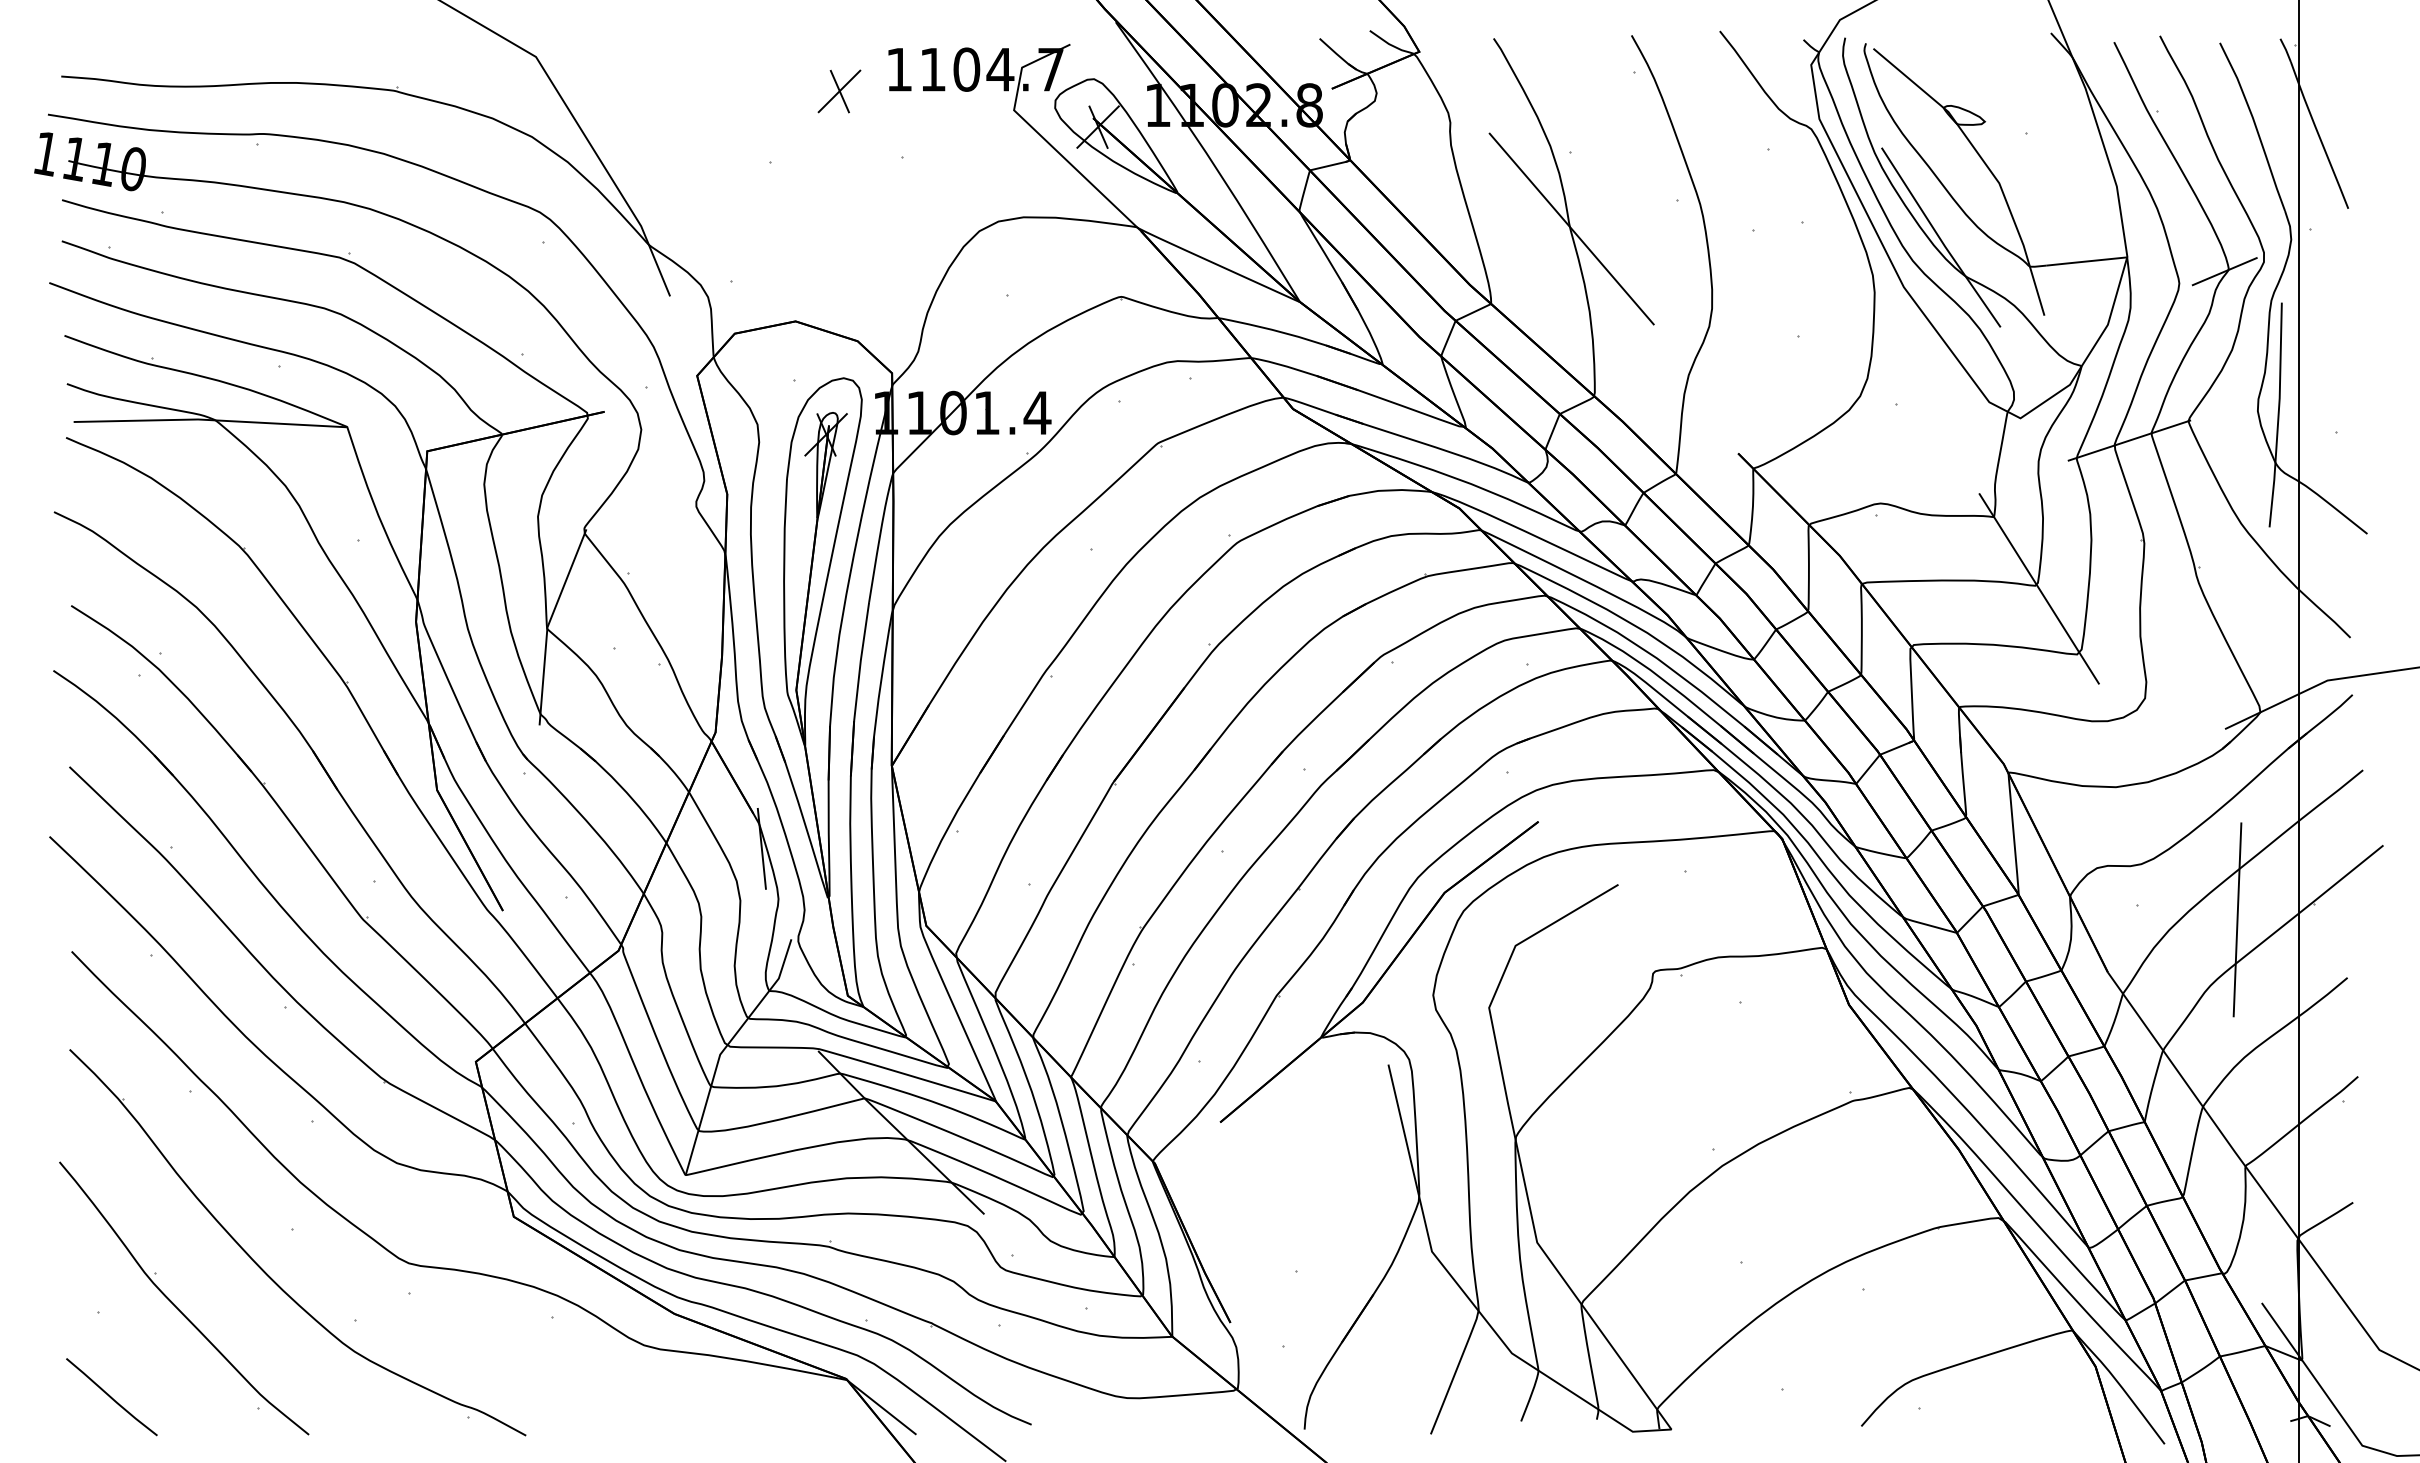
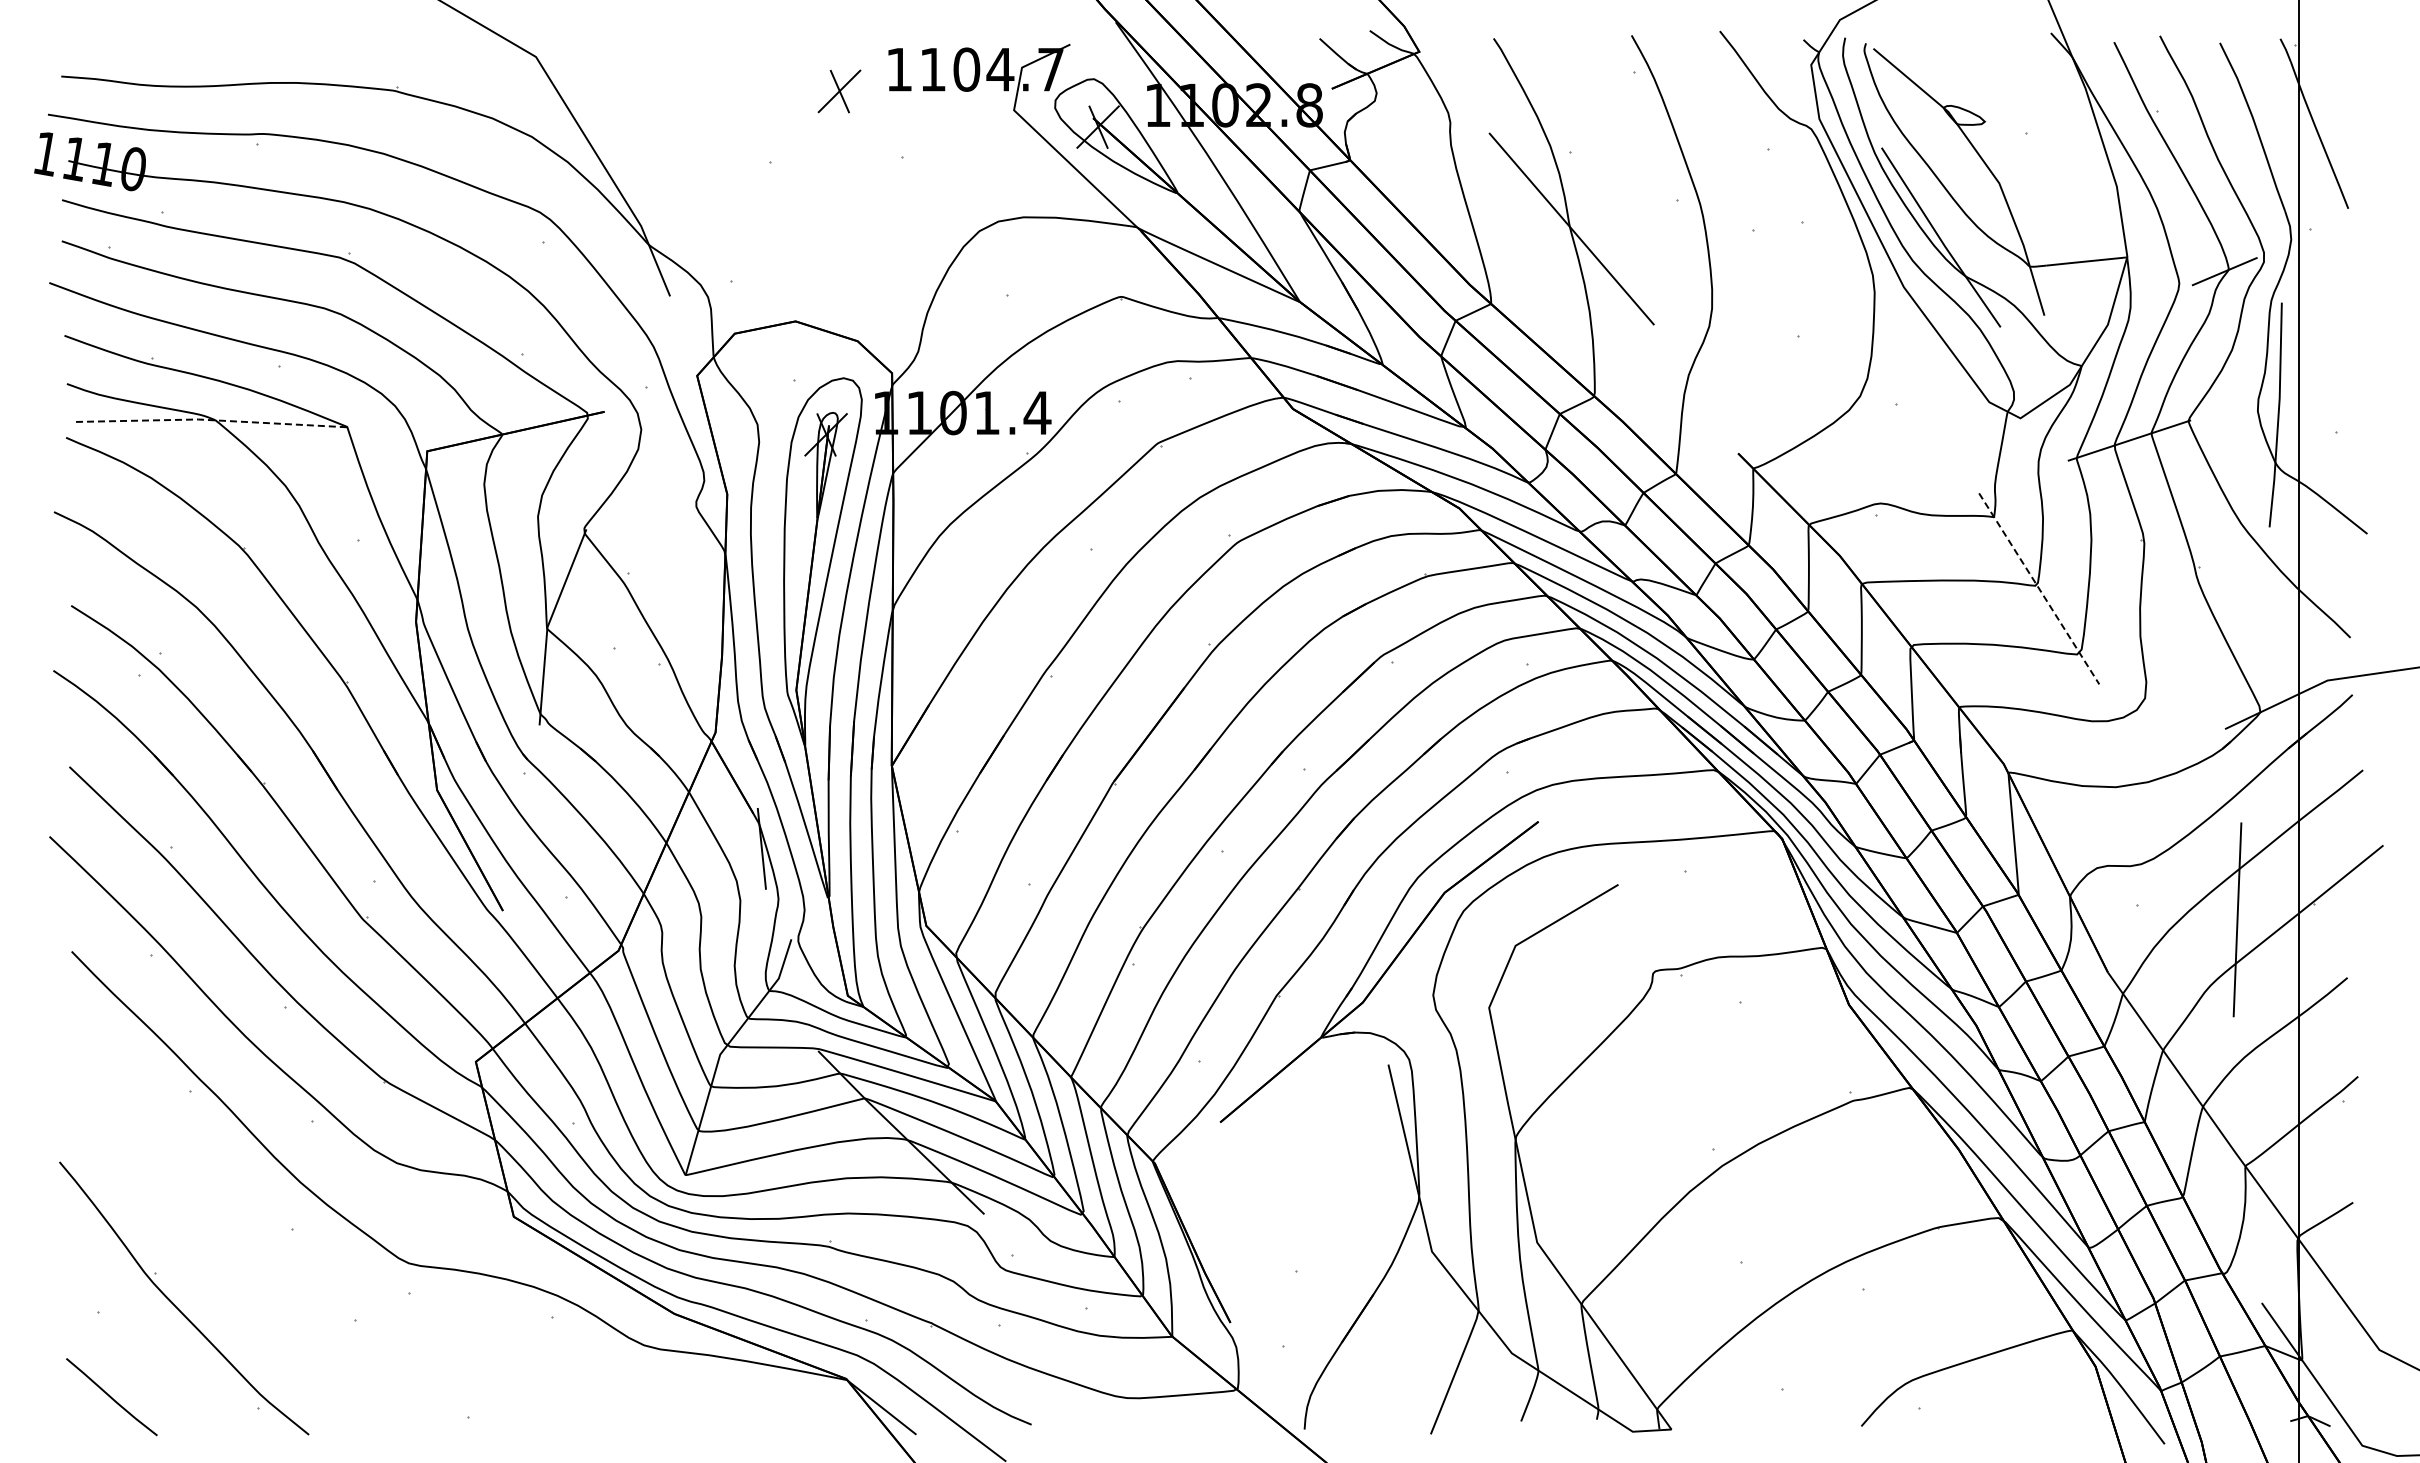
line: solid -> dashed (209, 420)
line: solid -> dashed (2039, 588)
part: present -> none (266, 1272)
